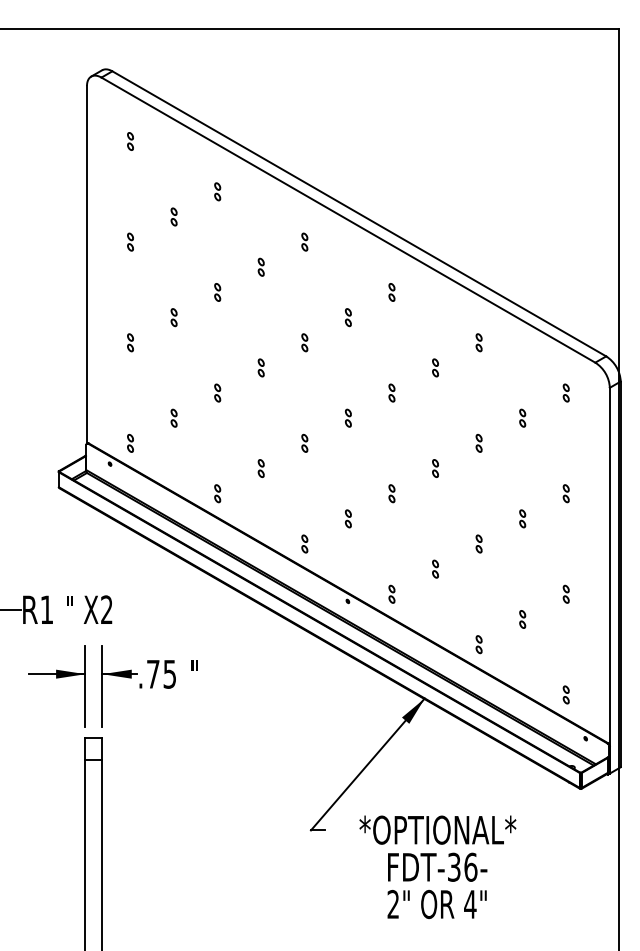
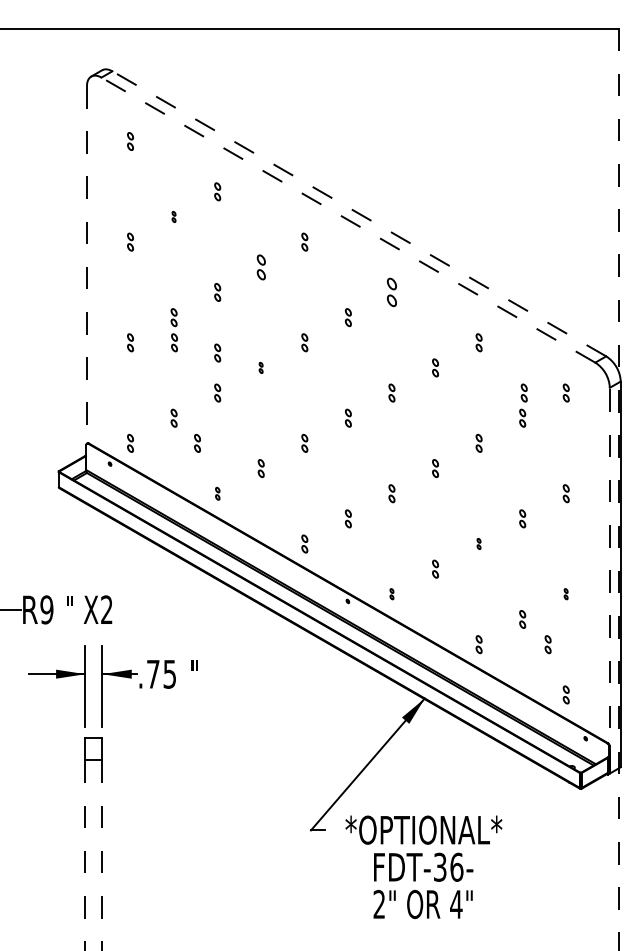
line: solid -> dashed (358, 213)
part size: 8x20 px -> 6x12 px (173, 216)
line: solid -> dashed (347, 219)
line: solid -> dashed (86, 264)
part size: 8x20 px -> 10x27 px (260, 267)
part size: 8x19 px -> 11x31 px (391, 292)
part: none -> present (174, 342)
part: none -> present (217, 352)
part size: 8x20 px -> 6x13 px (260, 367)
part: none -> present (523, 392)
part: none -> present (197, 443)
line: solid -> dashed (619, 489)
part size: 8x20 px -> 6x14 px (217, 493)
part size: 8x20 px -> 6x12 px (478, 543)
line: solid -> dashed (609, 580)
part size: 8x20 px -> 6x13 px (391, 594)
part size: 8x20 px -> 6x13 px (565, 594)
text: R1 -> R9 (46, 609)
part: none -> present (547, 644)
line: solid -> dashed (85, 855)
line: solid -> dashed (102, 855)
text position: (437, 867) -> (423, 867) (423, 867)
